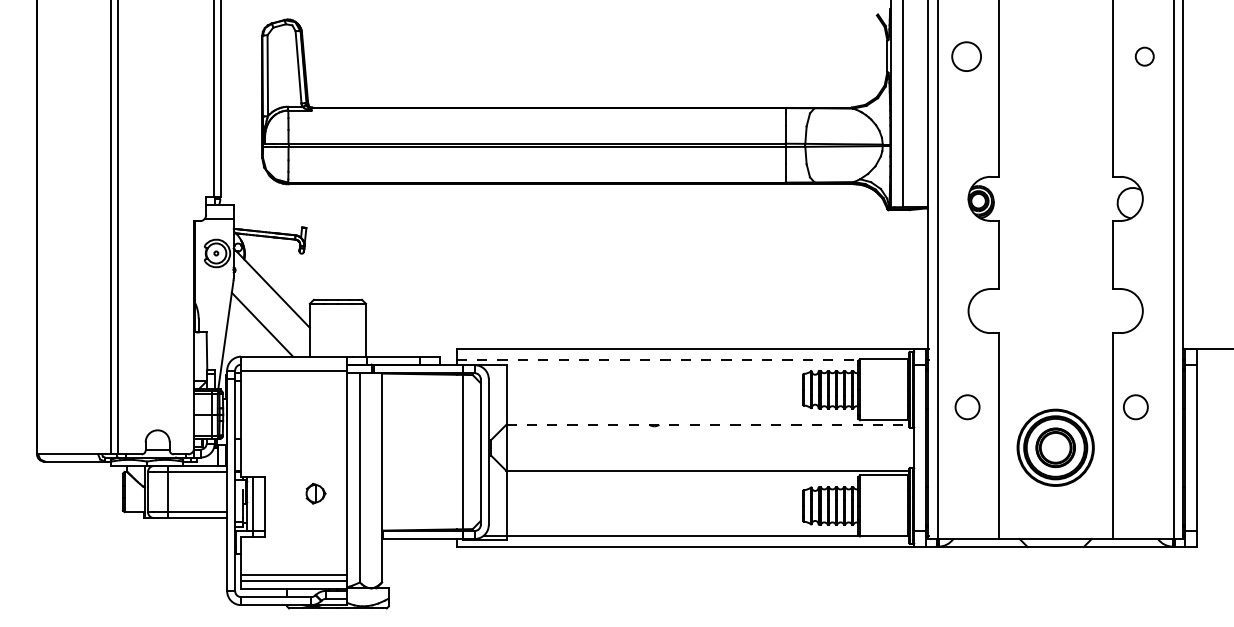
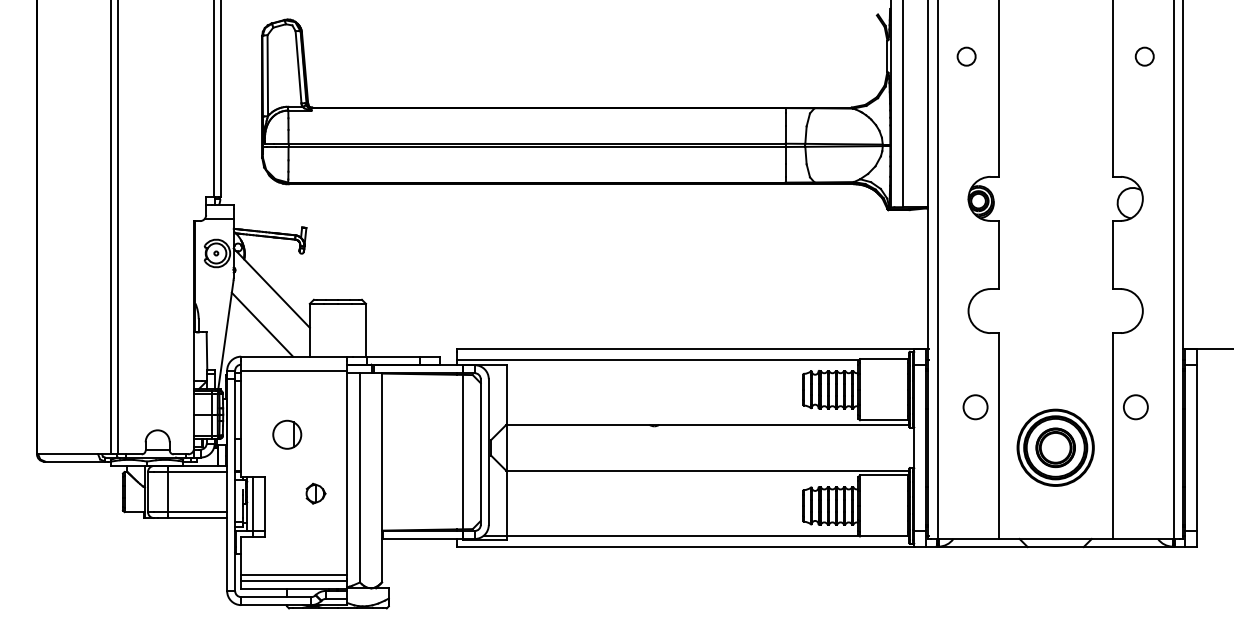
circle diameter: 29 px -> 18 px (966, 56)
line: dashed -> solid (658, 359)
circle position: (967, 407) -> (975, 407) (975, 407)
line: dashed -> solid (708, 424)
part: none -> present (287, 434)
